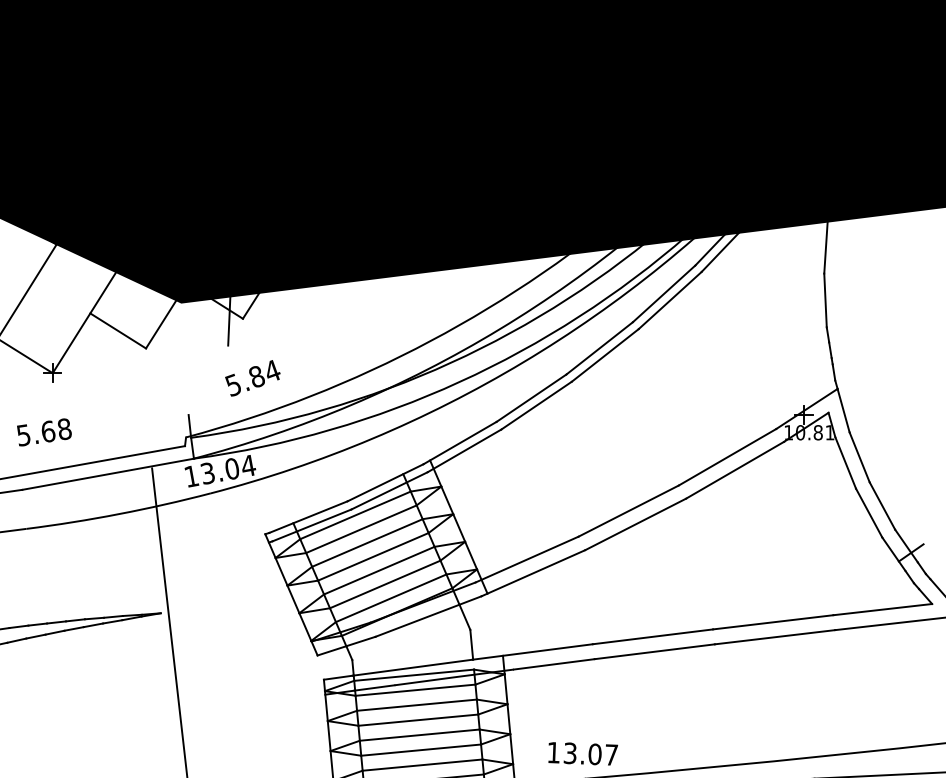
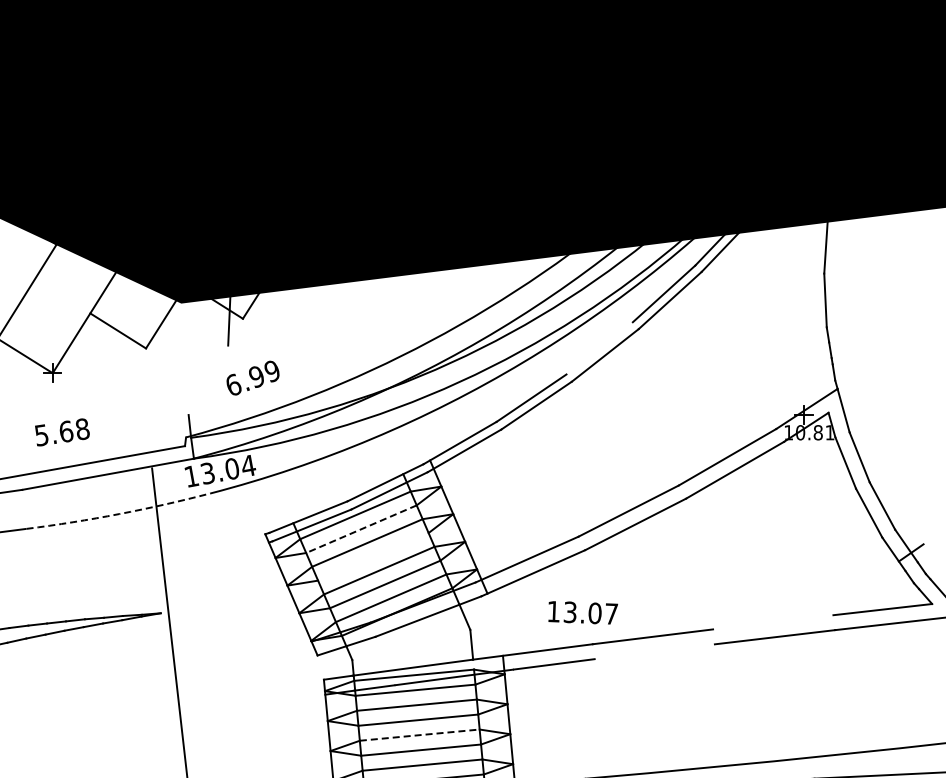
line: present -> none (599, 348)
text: 5.84 -> 6.99 (252, 378)
text position: (44, 432) -> (62, 432) (62, 432)
arc: solid -> dashed (119, 514)
line: solid -> dashed (360, 529)
line: present -> none (373, 556)
line: present -> none (773, 622)
line: present -> none (654, 651)
line: solid -> dashed (420, 735)
text position: (583, 753) -> (583, 612) (583, 612)
